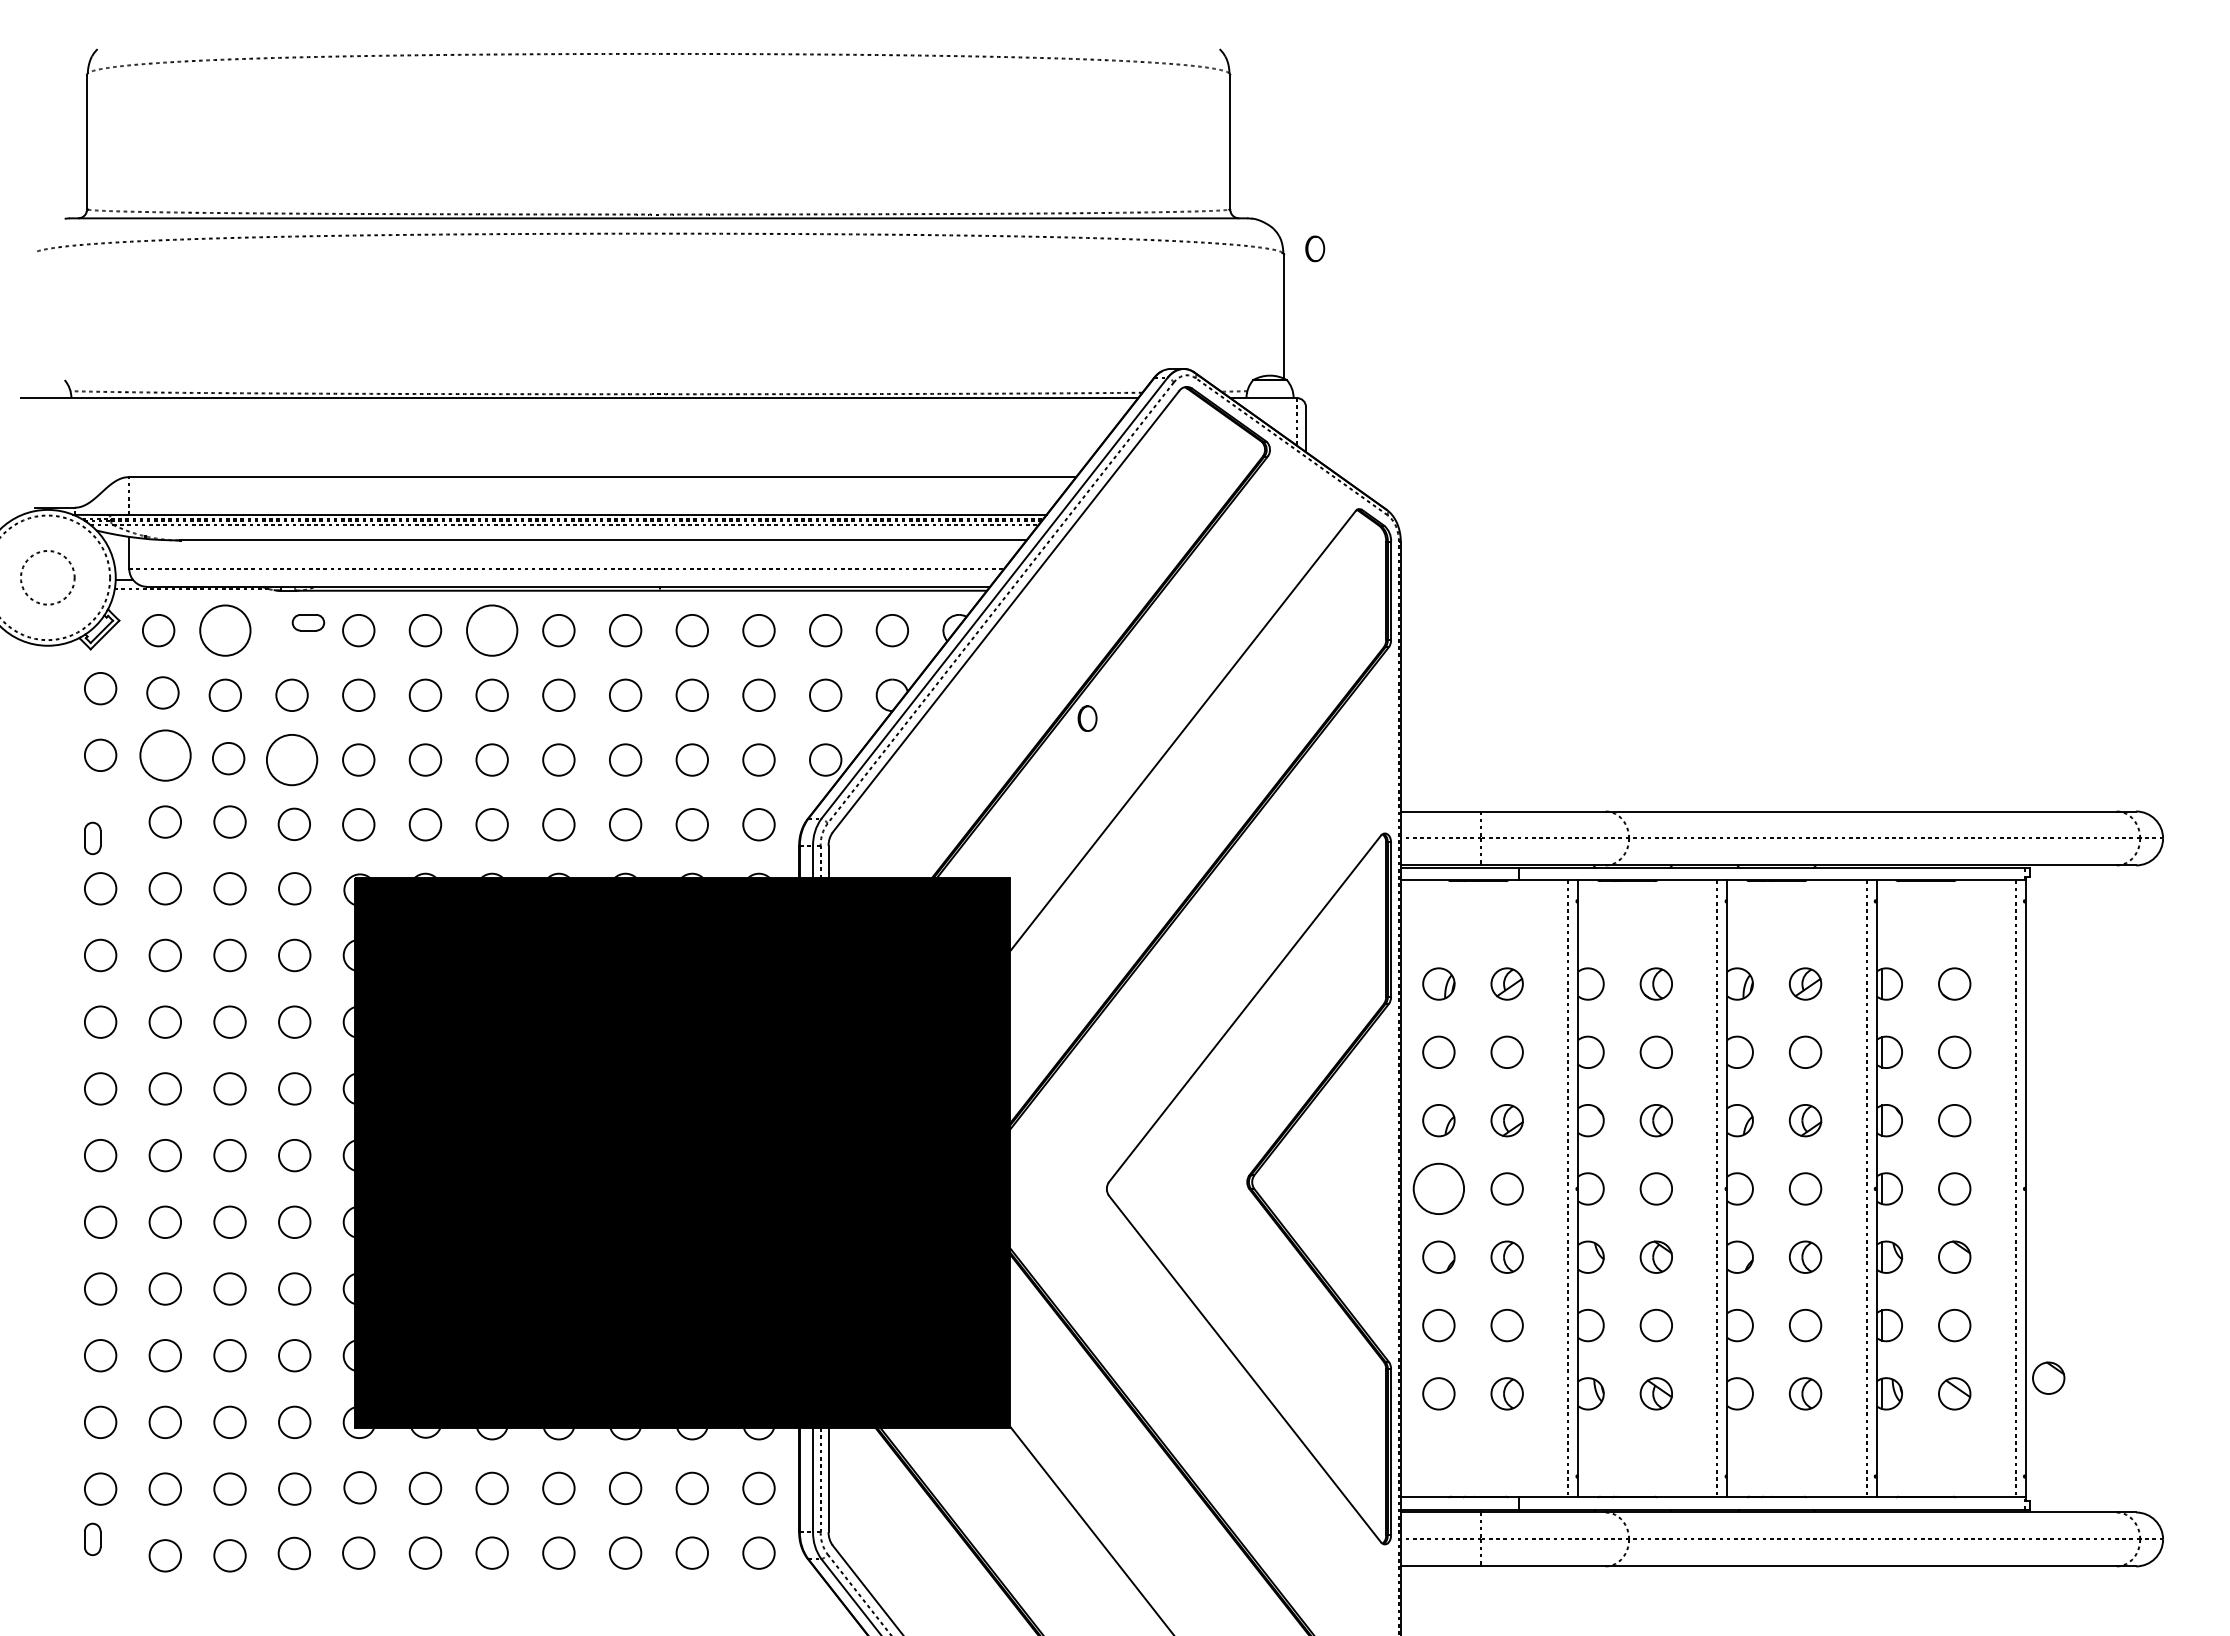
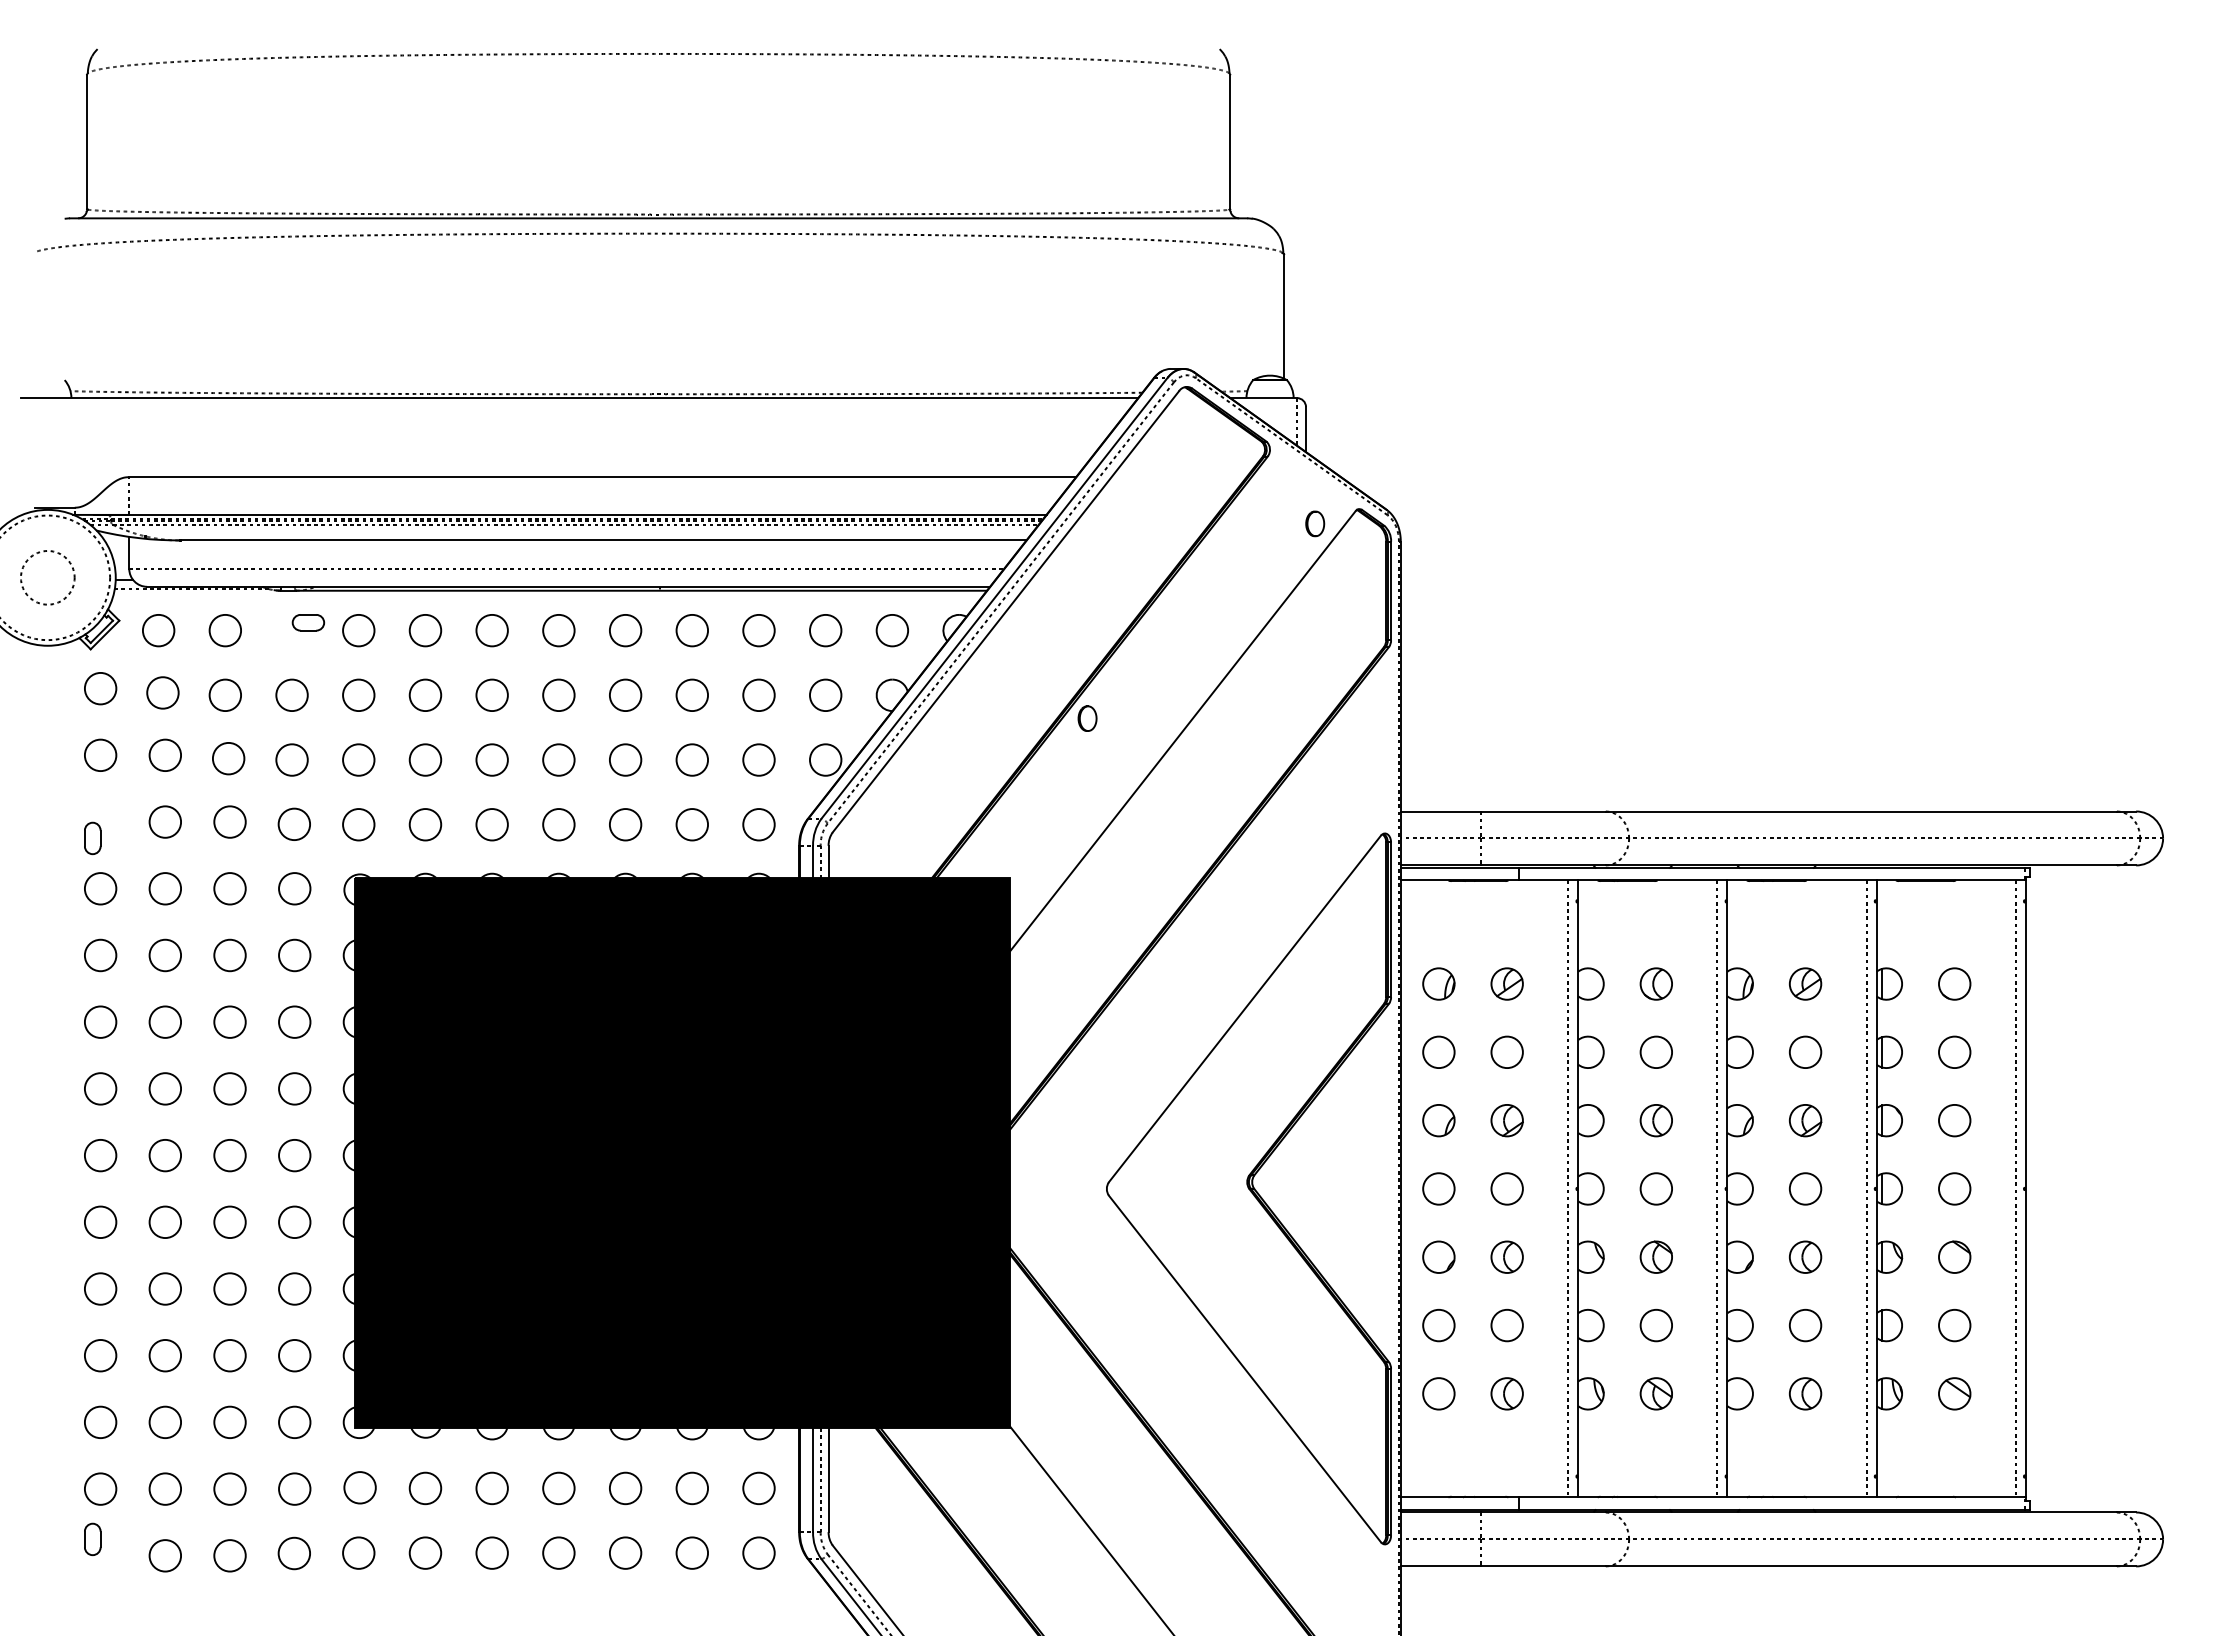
part position: (1315, 248) -> (1315, 523) (1315, 523)
circle diameter: 50 px -> 31 px (225, 630)
circle diameter: 50 px -> 31 px (491, 630)
circle size: 53x53 px -> 34x34 px (164, 754)
circle diameter: 50 px -> 31 px (291, 759)
circle diameter: 50 px -> 31 px (1438, 1188)
part: present -> none (2048, 1377)
